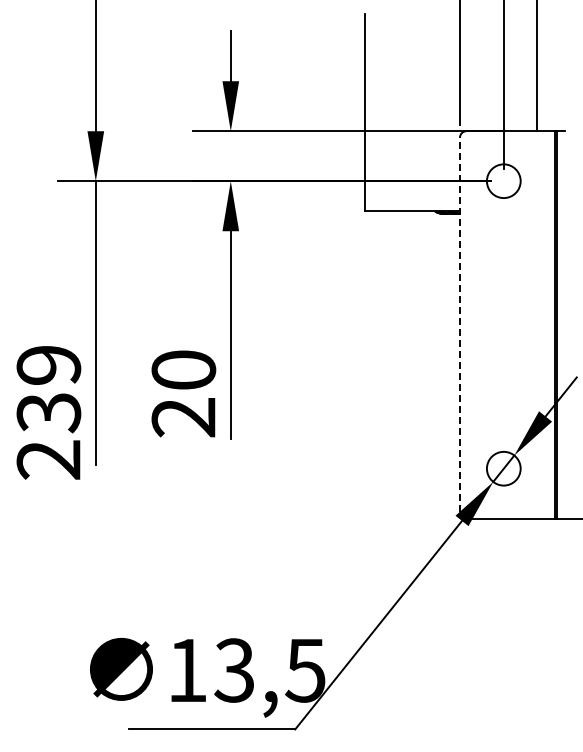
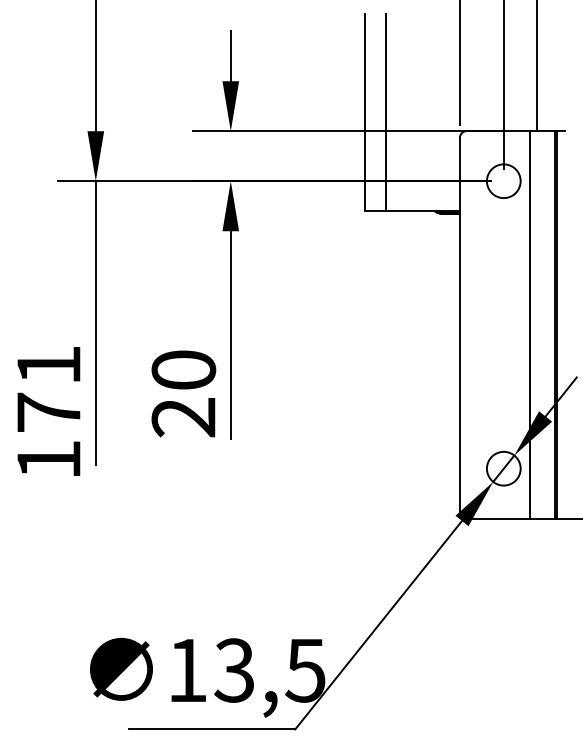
line: none -> present (386, 112)
line: dashed -> solid (460, 324)
line: none -> present (530, 324)
text: 239 -> 171 (48, 412)
